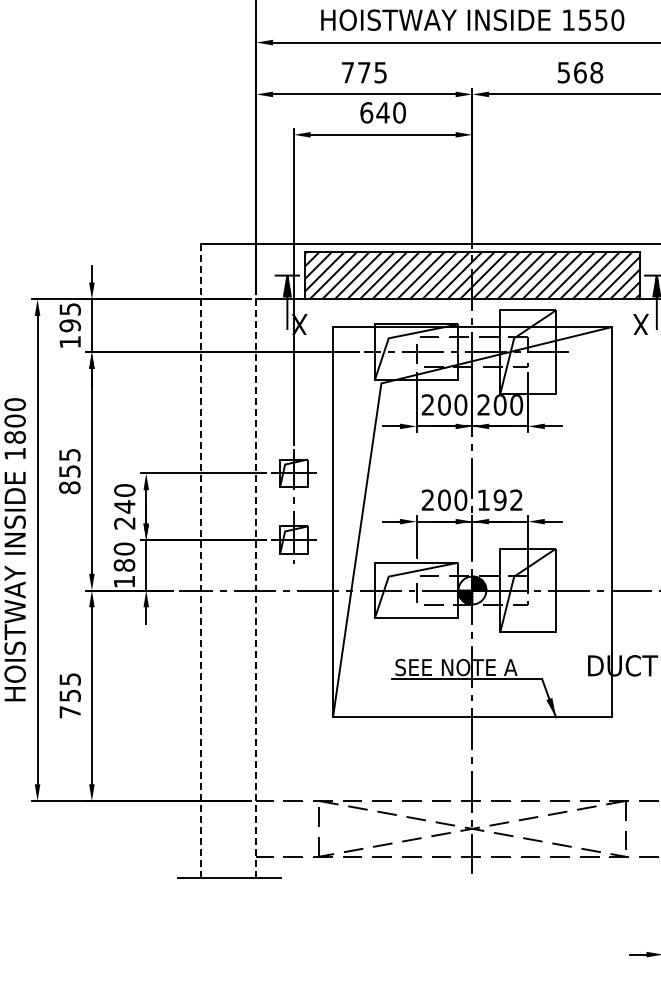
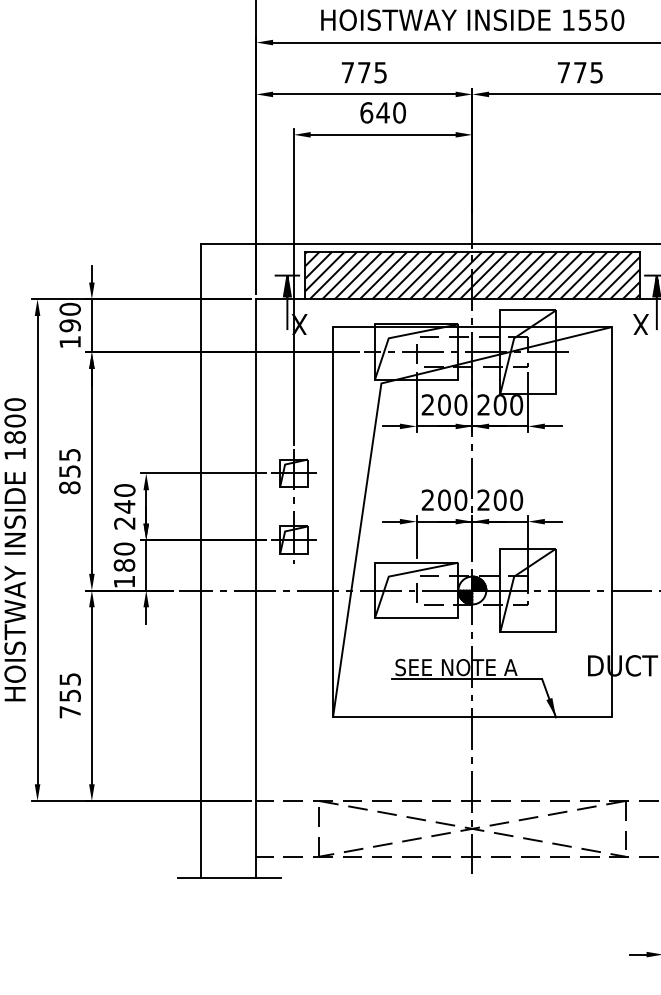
text: 568 -> 775 (580, 72)
text: 195 -> 190 (69, 308)
text: 192 -> 200 (500, 499)
line: dashed -> solid (200, 561)
line: dashed -> solid (256, 588)
